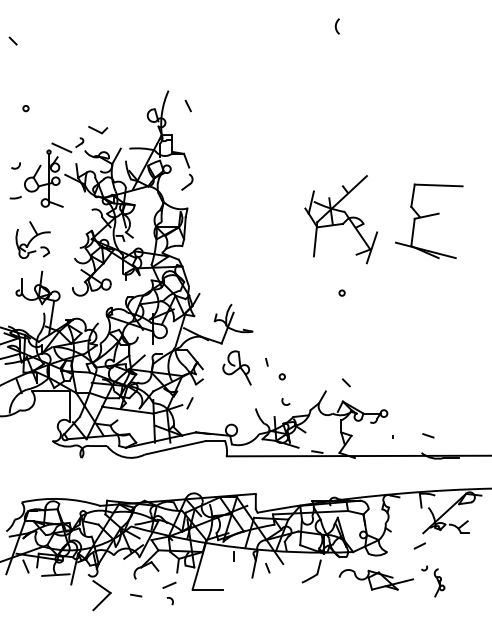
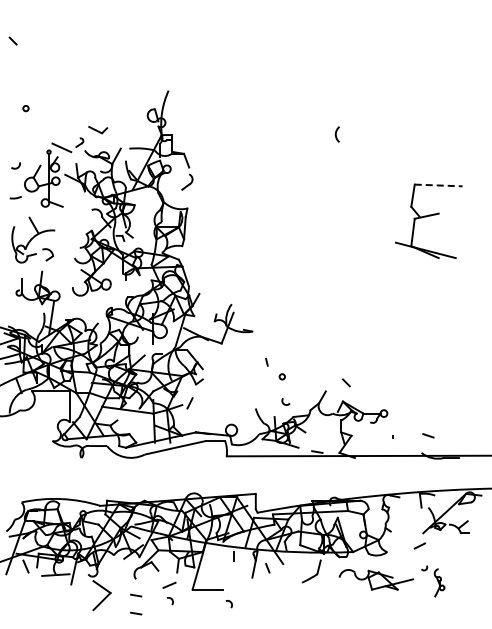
arc position: (336, 26) -> (336, 134) (336, 134)
line: present -> none (187, 106)
line: solid -> dashed (438, 185)
part: present -> none (341, 219)
part size: 36x38 px -> 45x48 px (33, 239)
circle: present -> none (341, 292)
part: present -> none (236, 367)
arc: none -> present (229, 602)
line: none -> present (136, 613)
